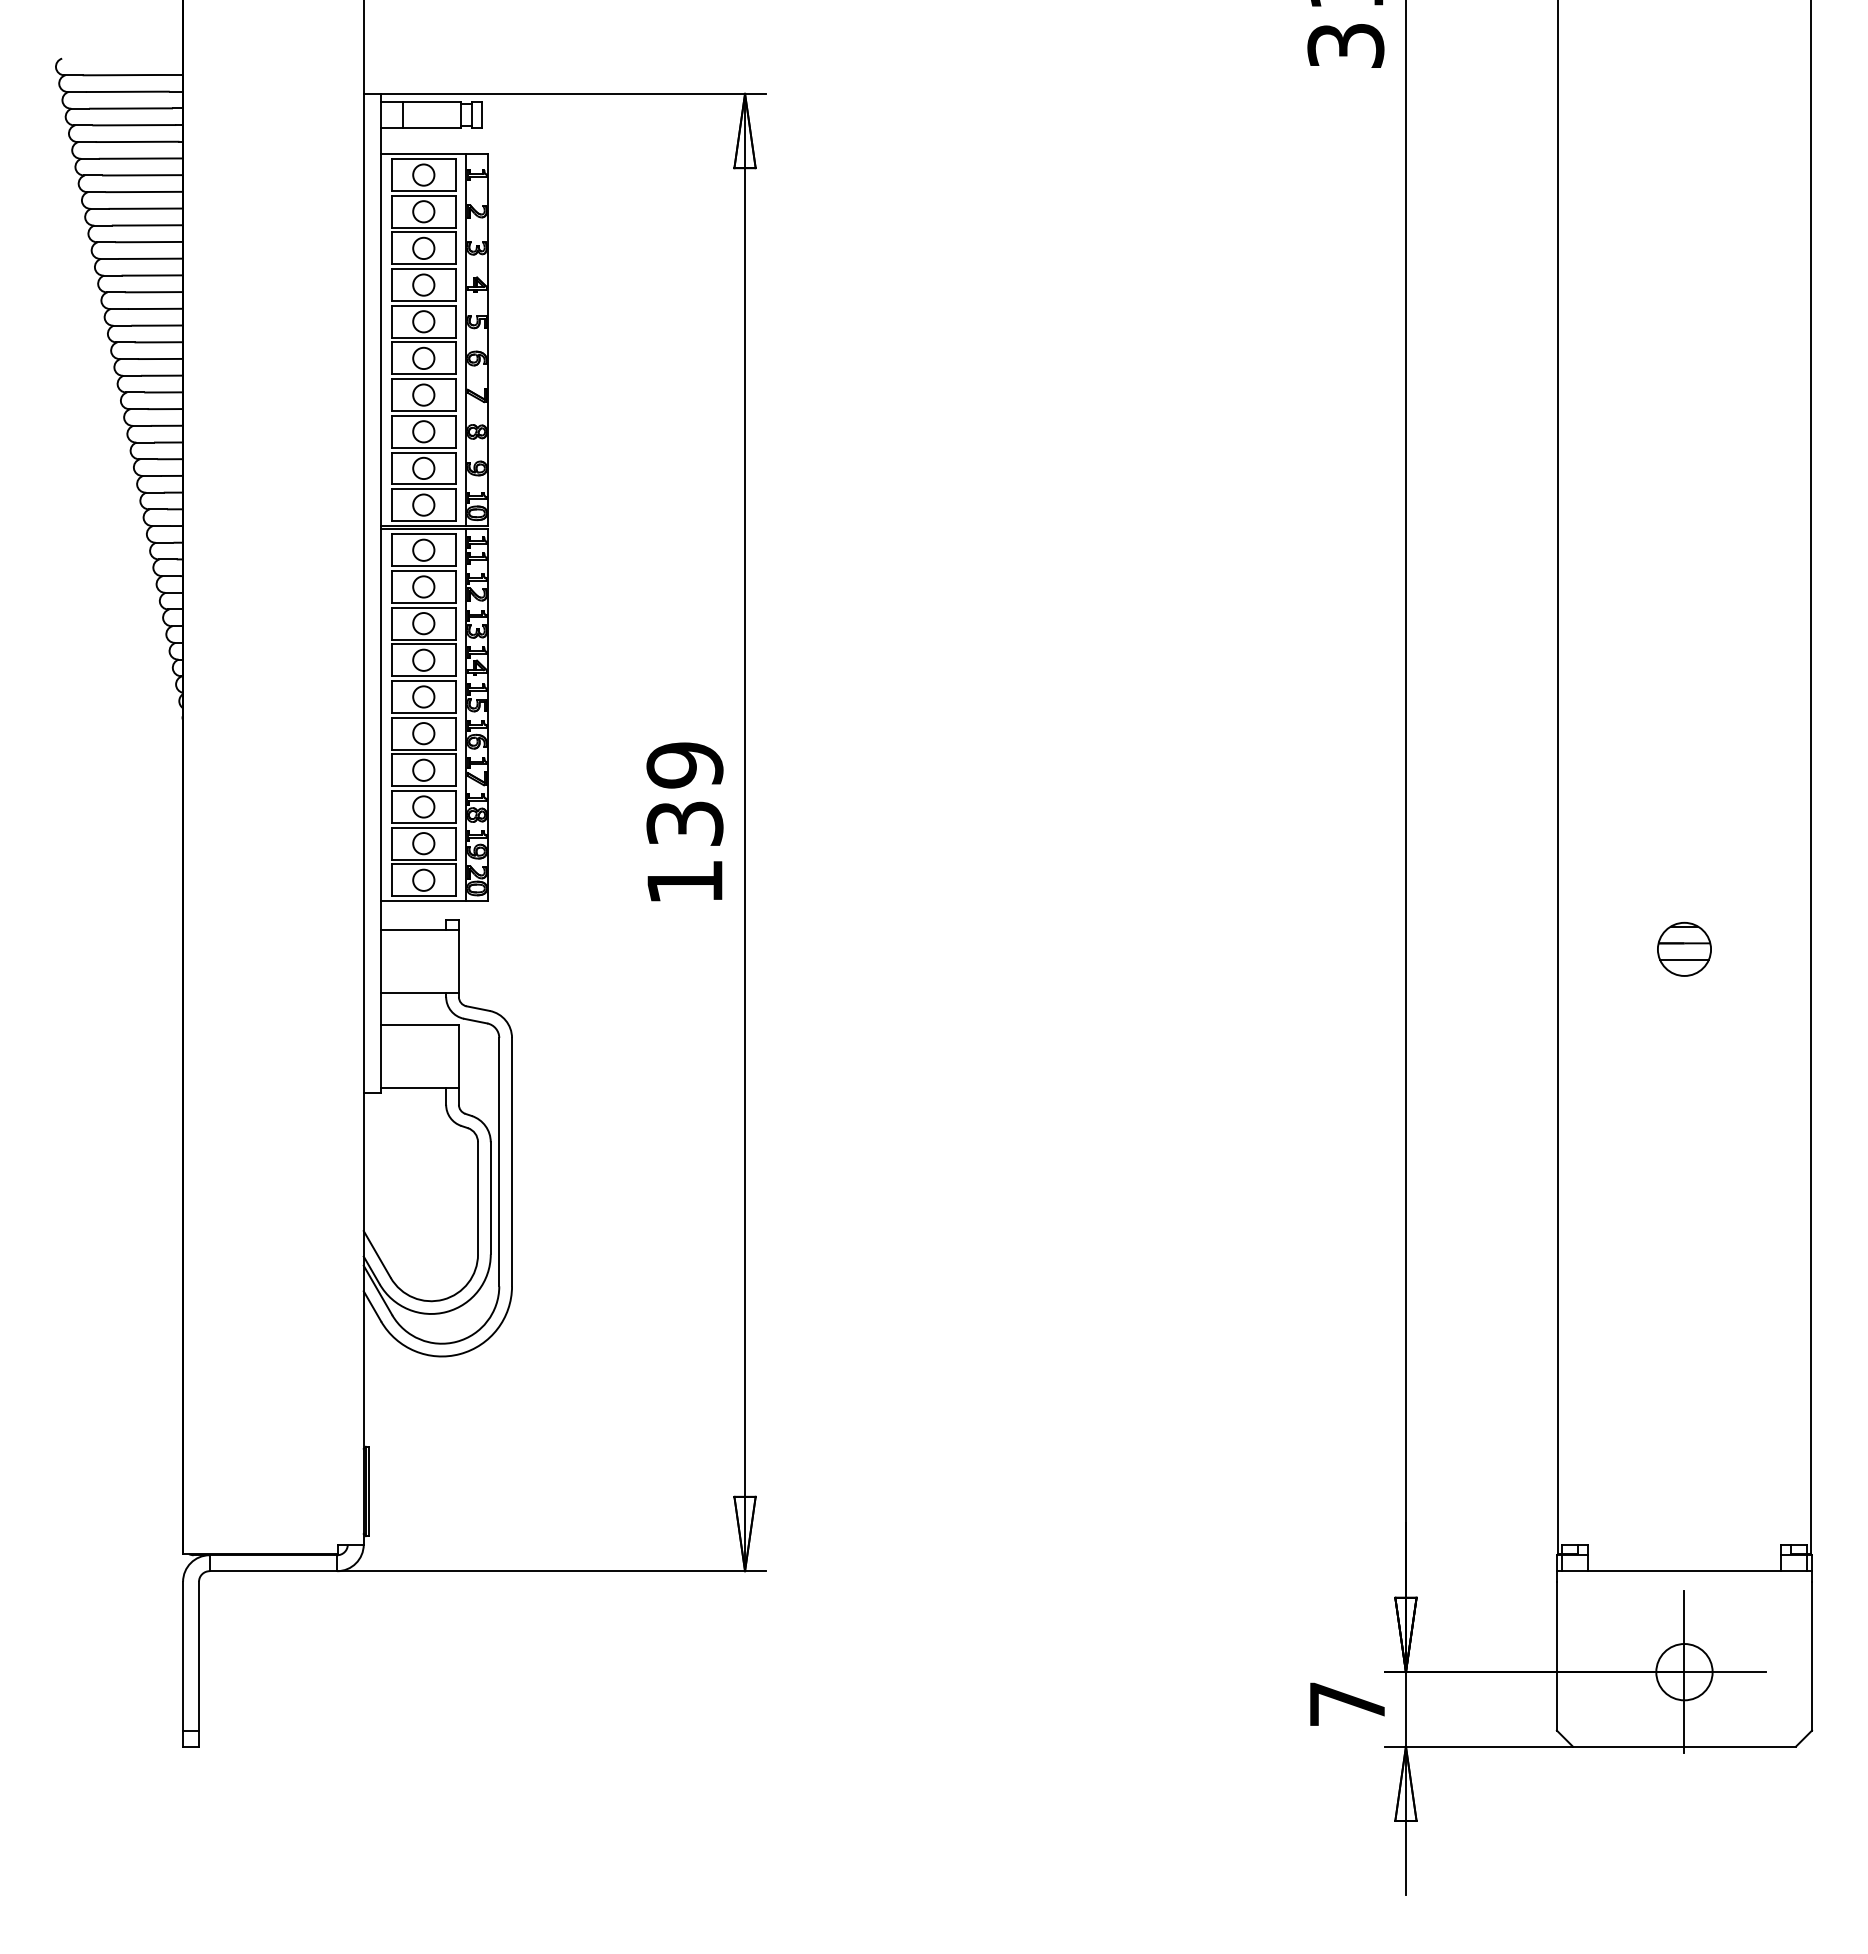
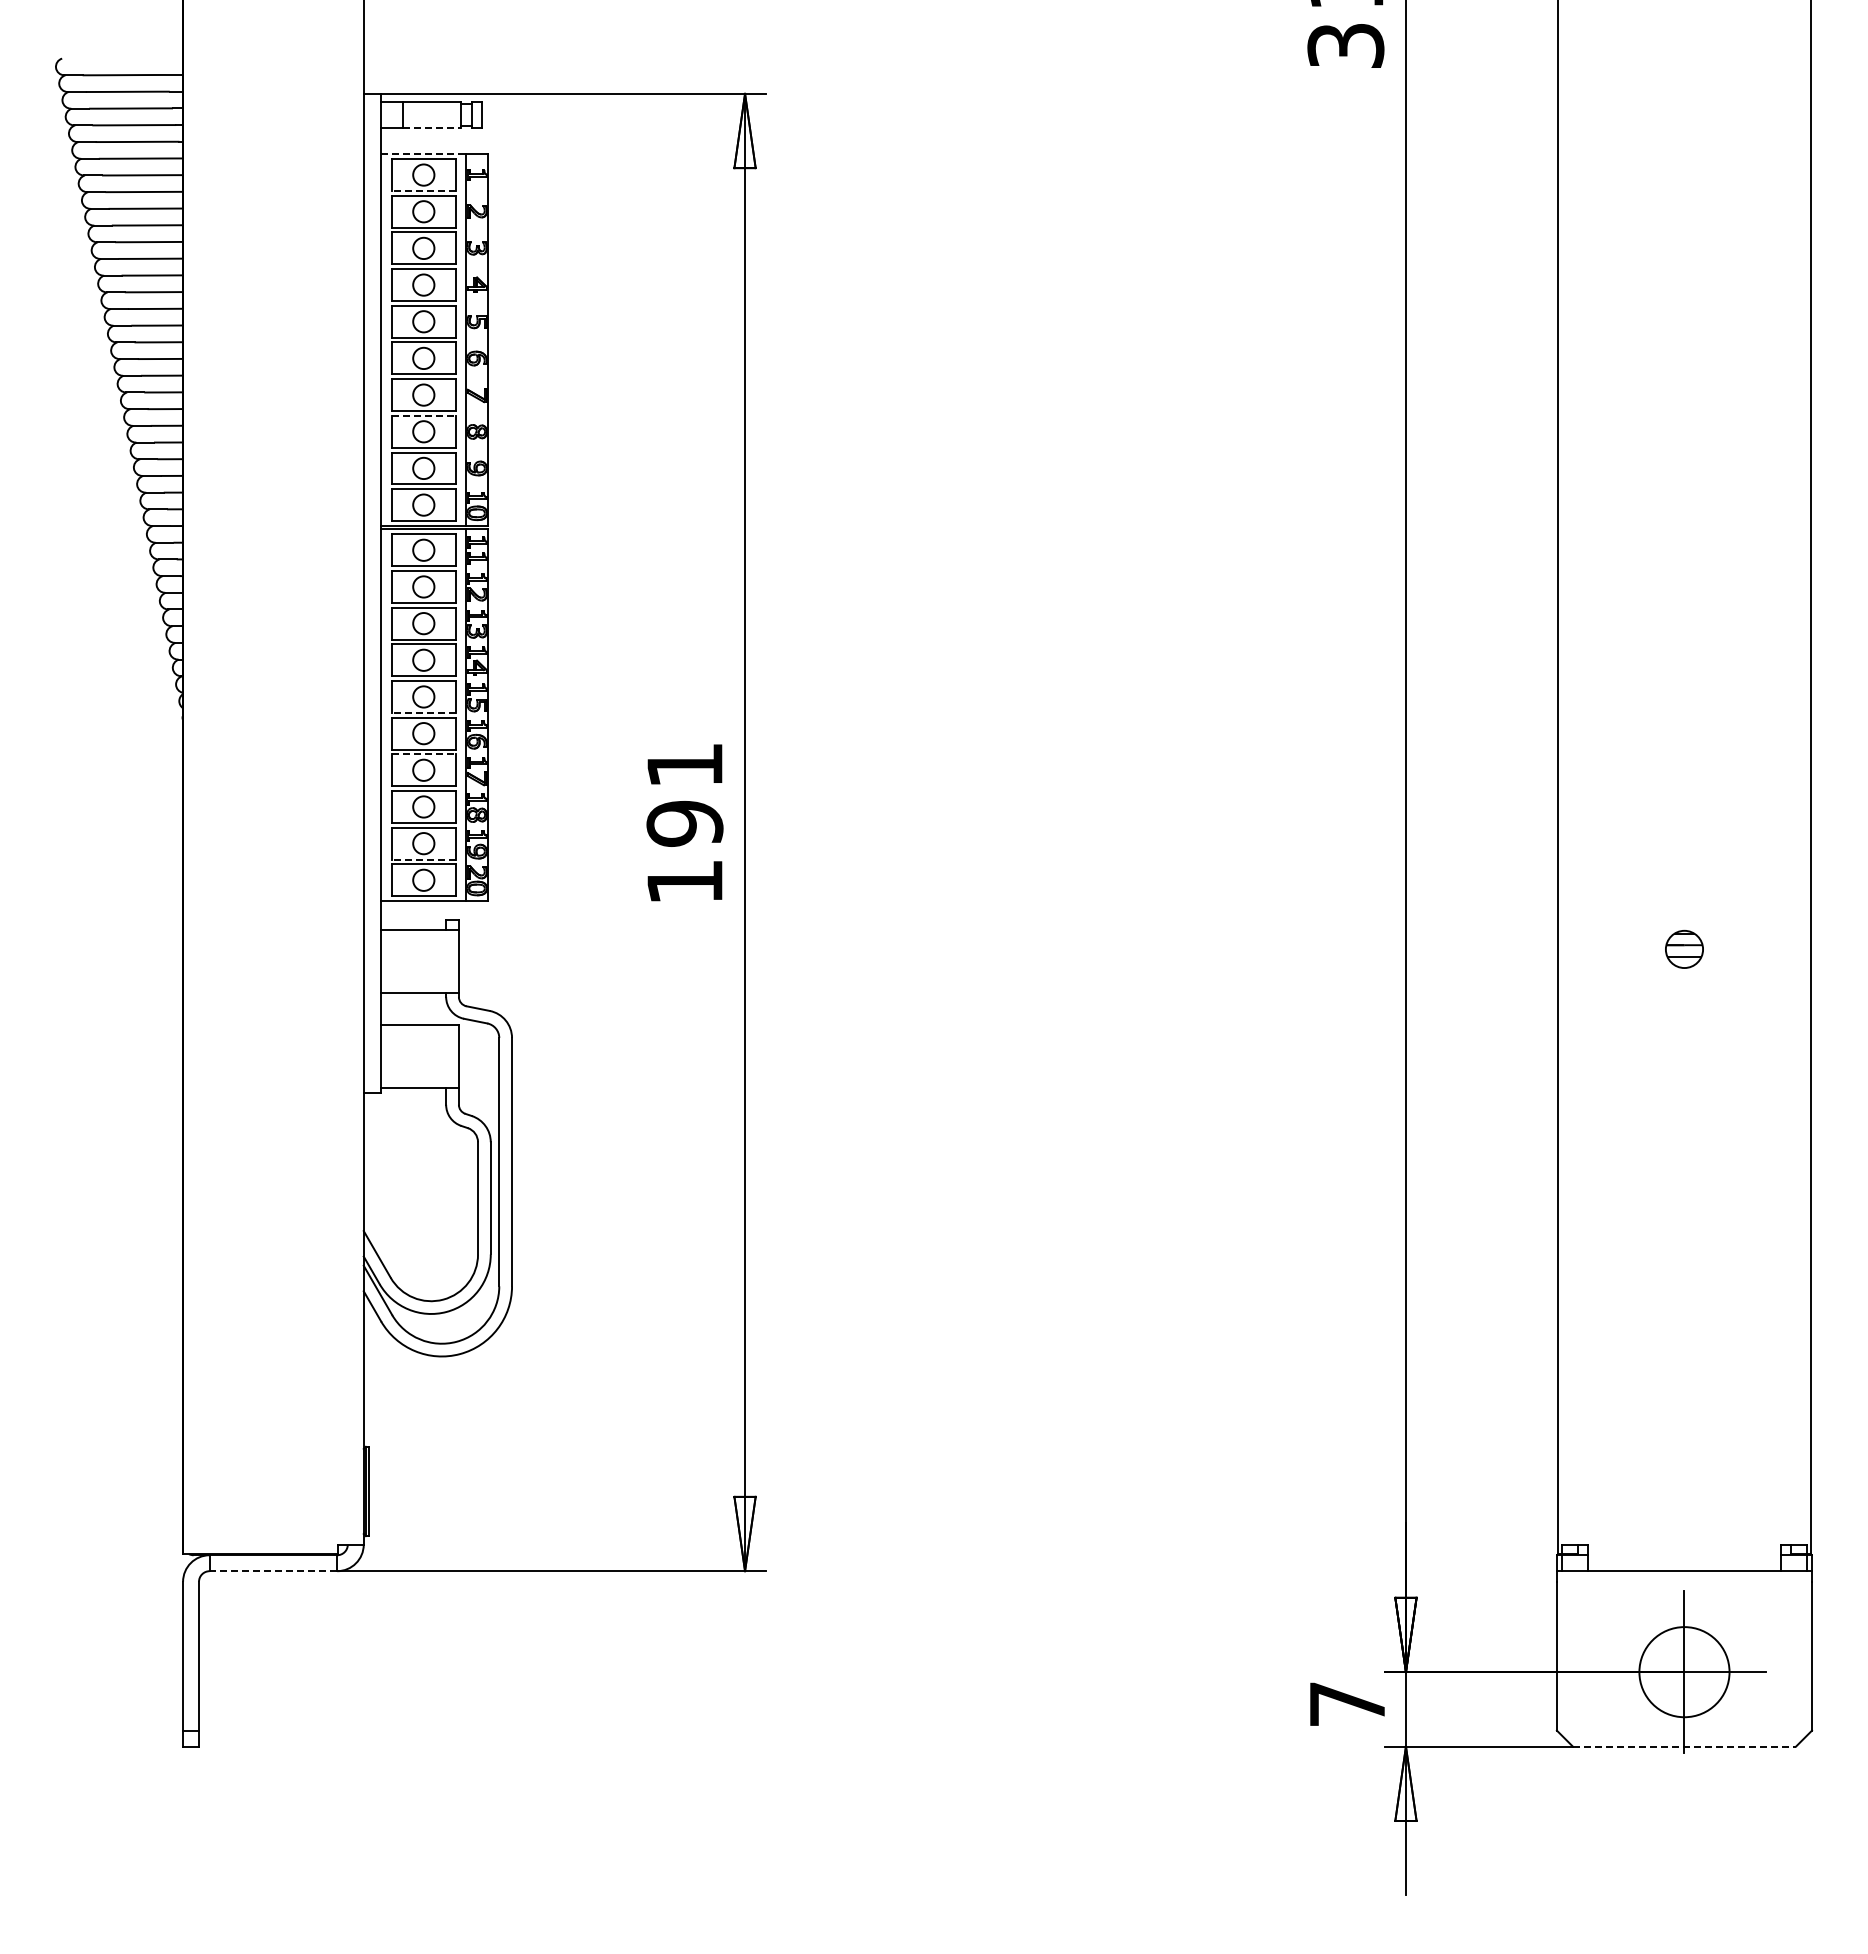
line: solid -> dashed (432, 128)
line: solid -> dashed (423, 154)
line: solid -> dashed (423, 191)
line: solid -> dashed (423, 415)
line: solid -> dashed (423, 712)
line: solid -> dashed (423, 754)
text: 139 -> 191 (684, 794)
line: solid -> dashed (423, 859)
part size: 55x55 px -> 39x39 px (1684, 949)
line: solid -> dashed (273, 1571)
circle diameter: 56 px -> 90 px (1684, 1672)
line: solid -> dashed (1684, 1746)
